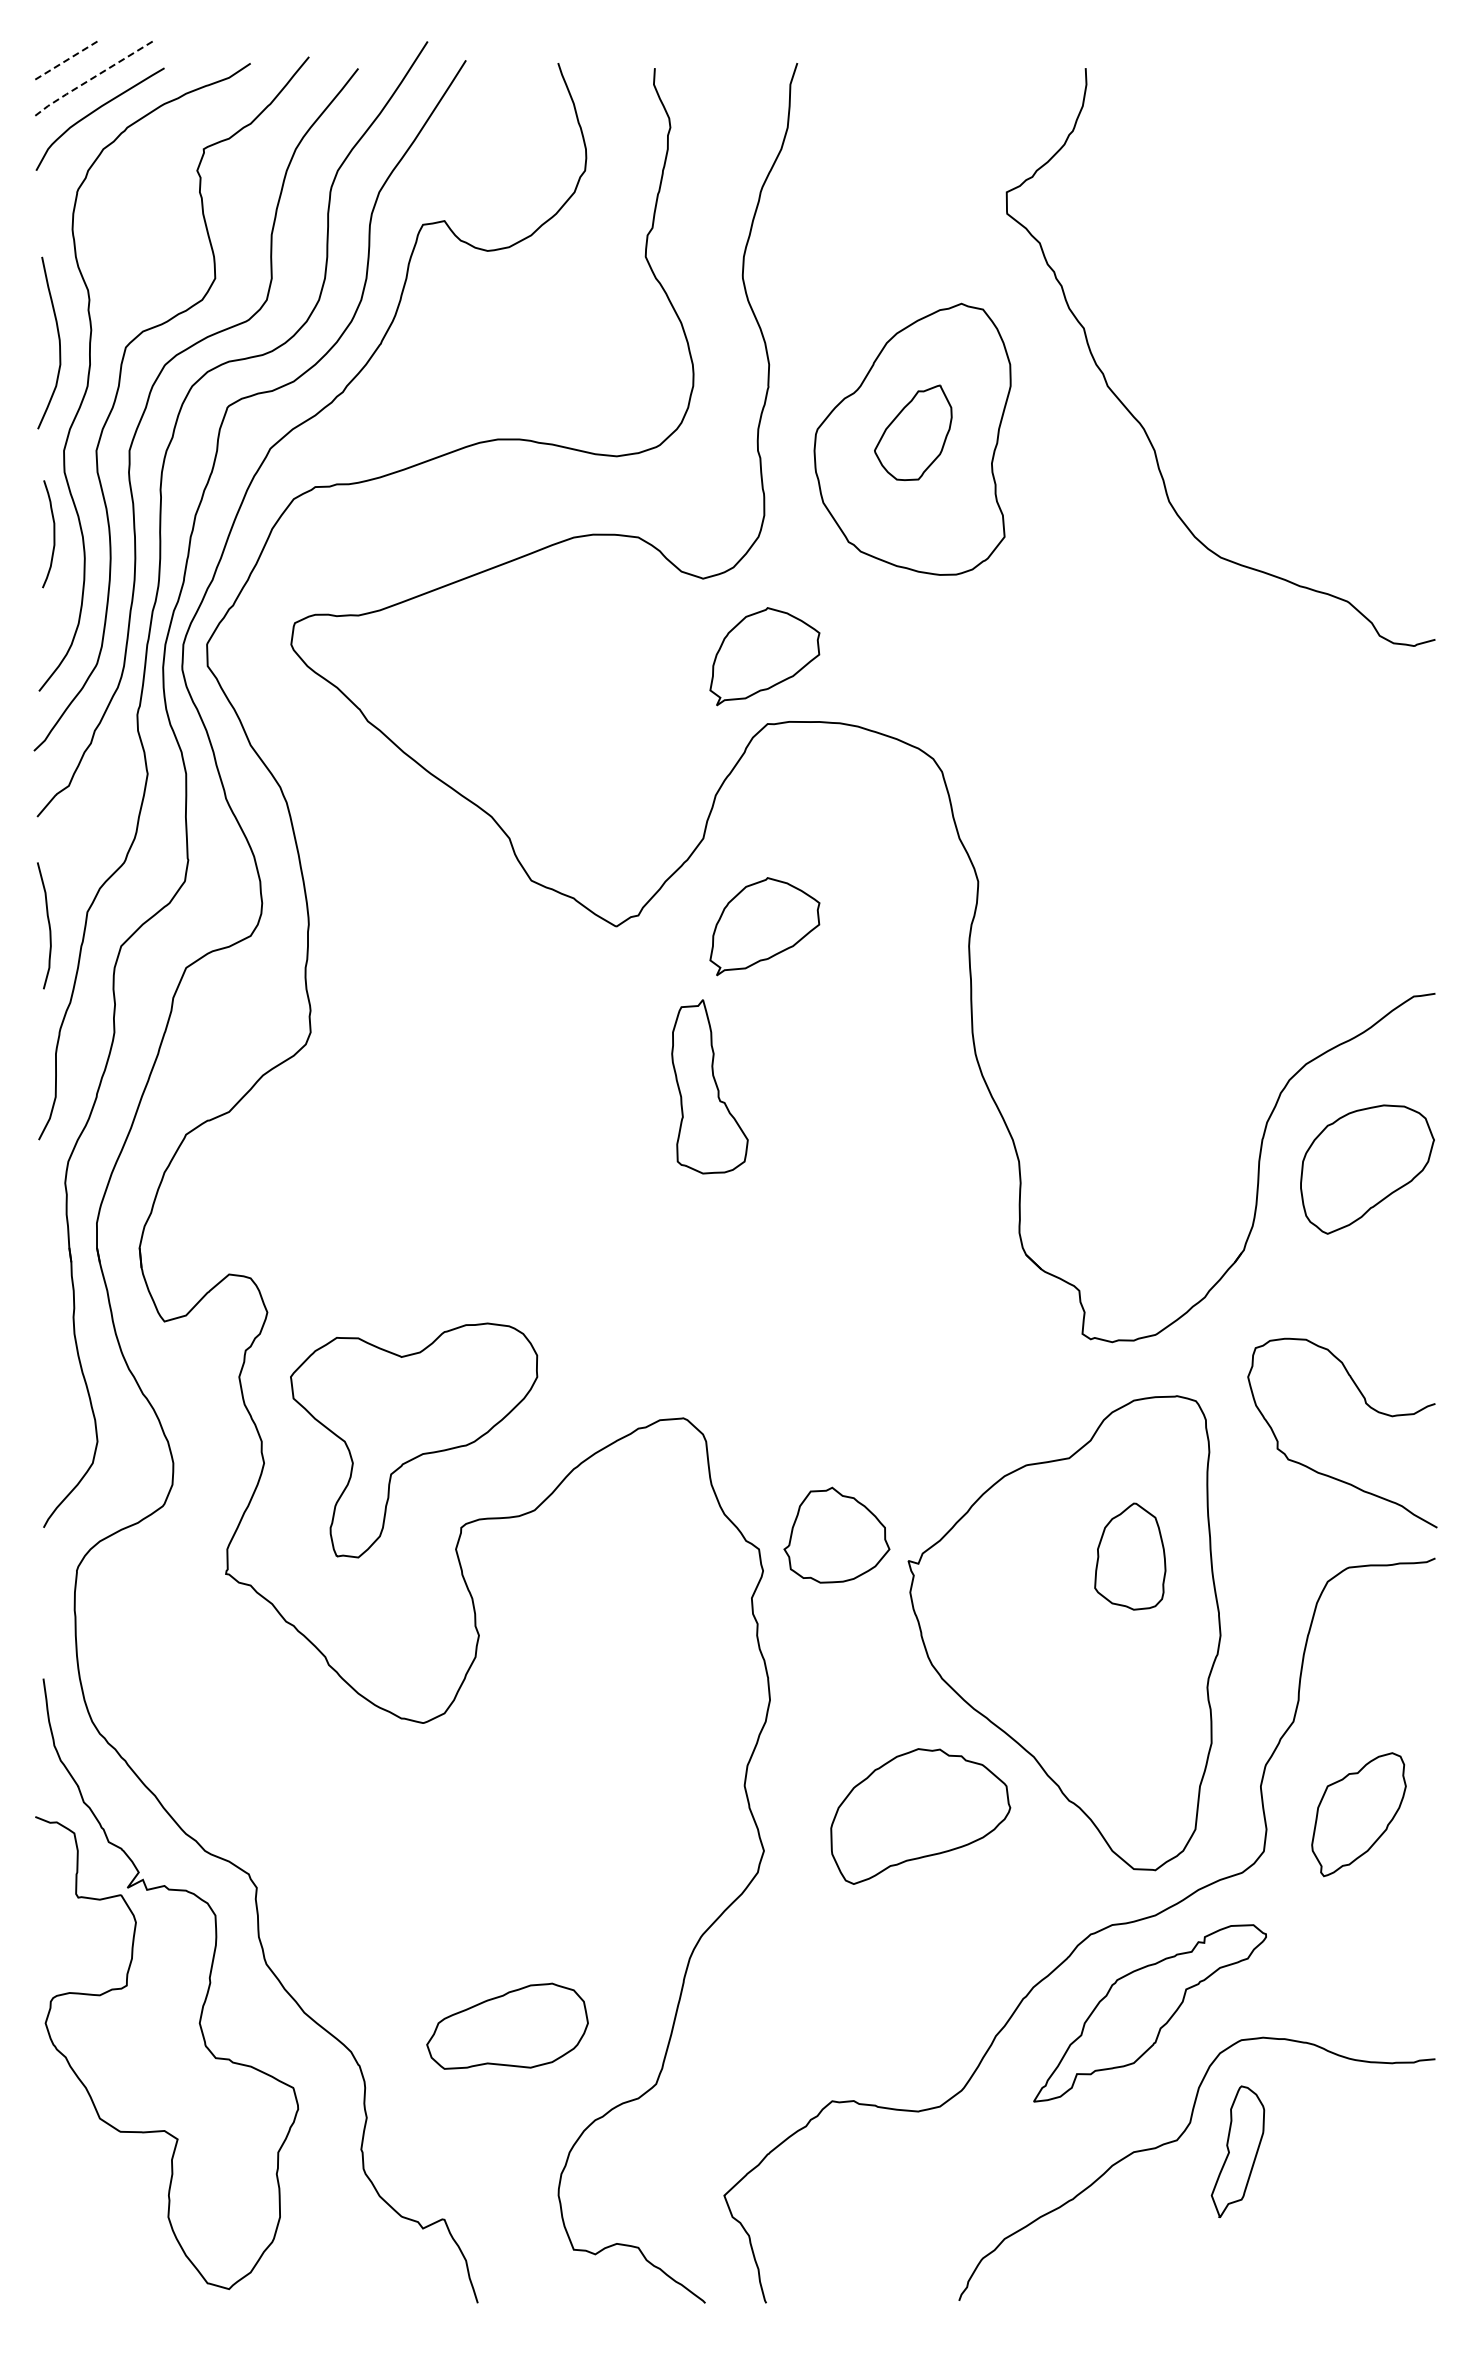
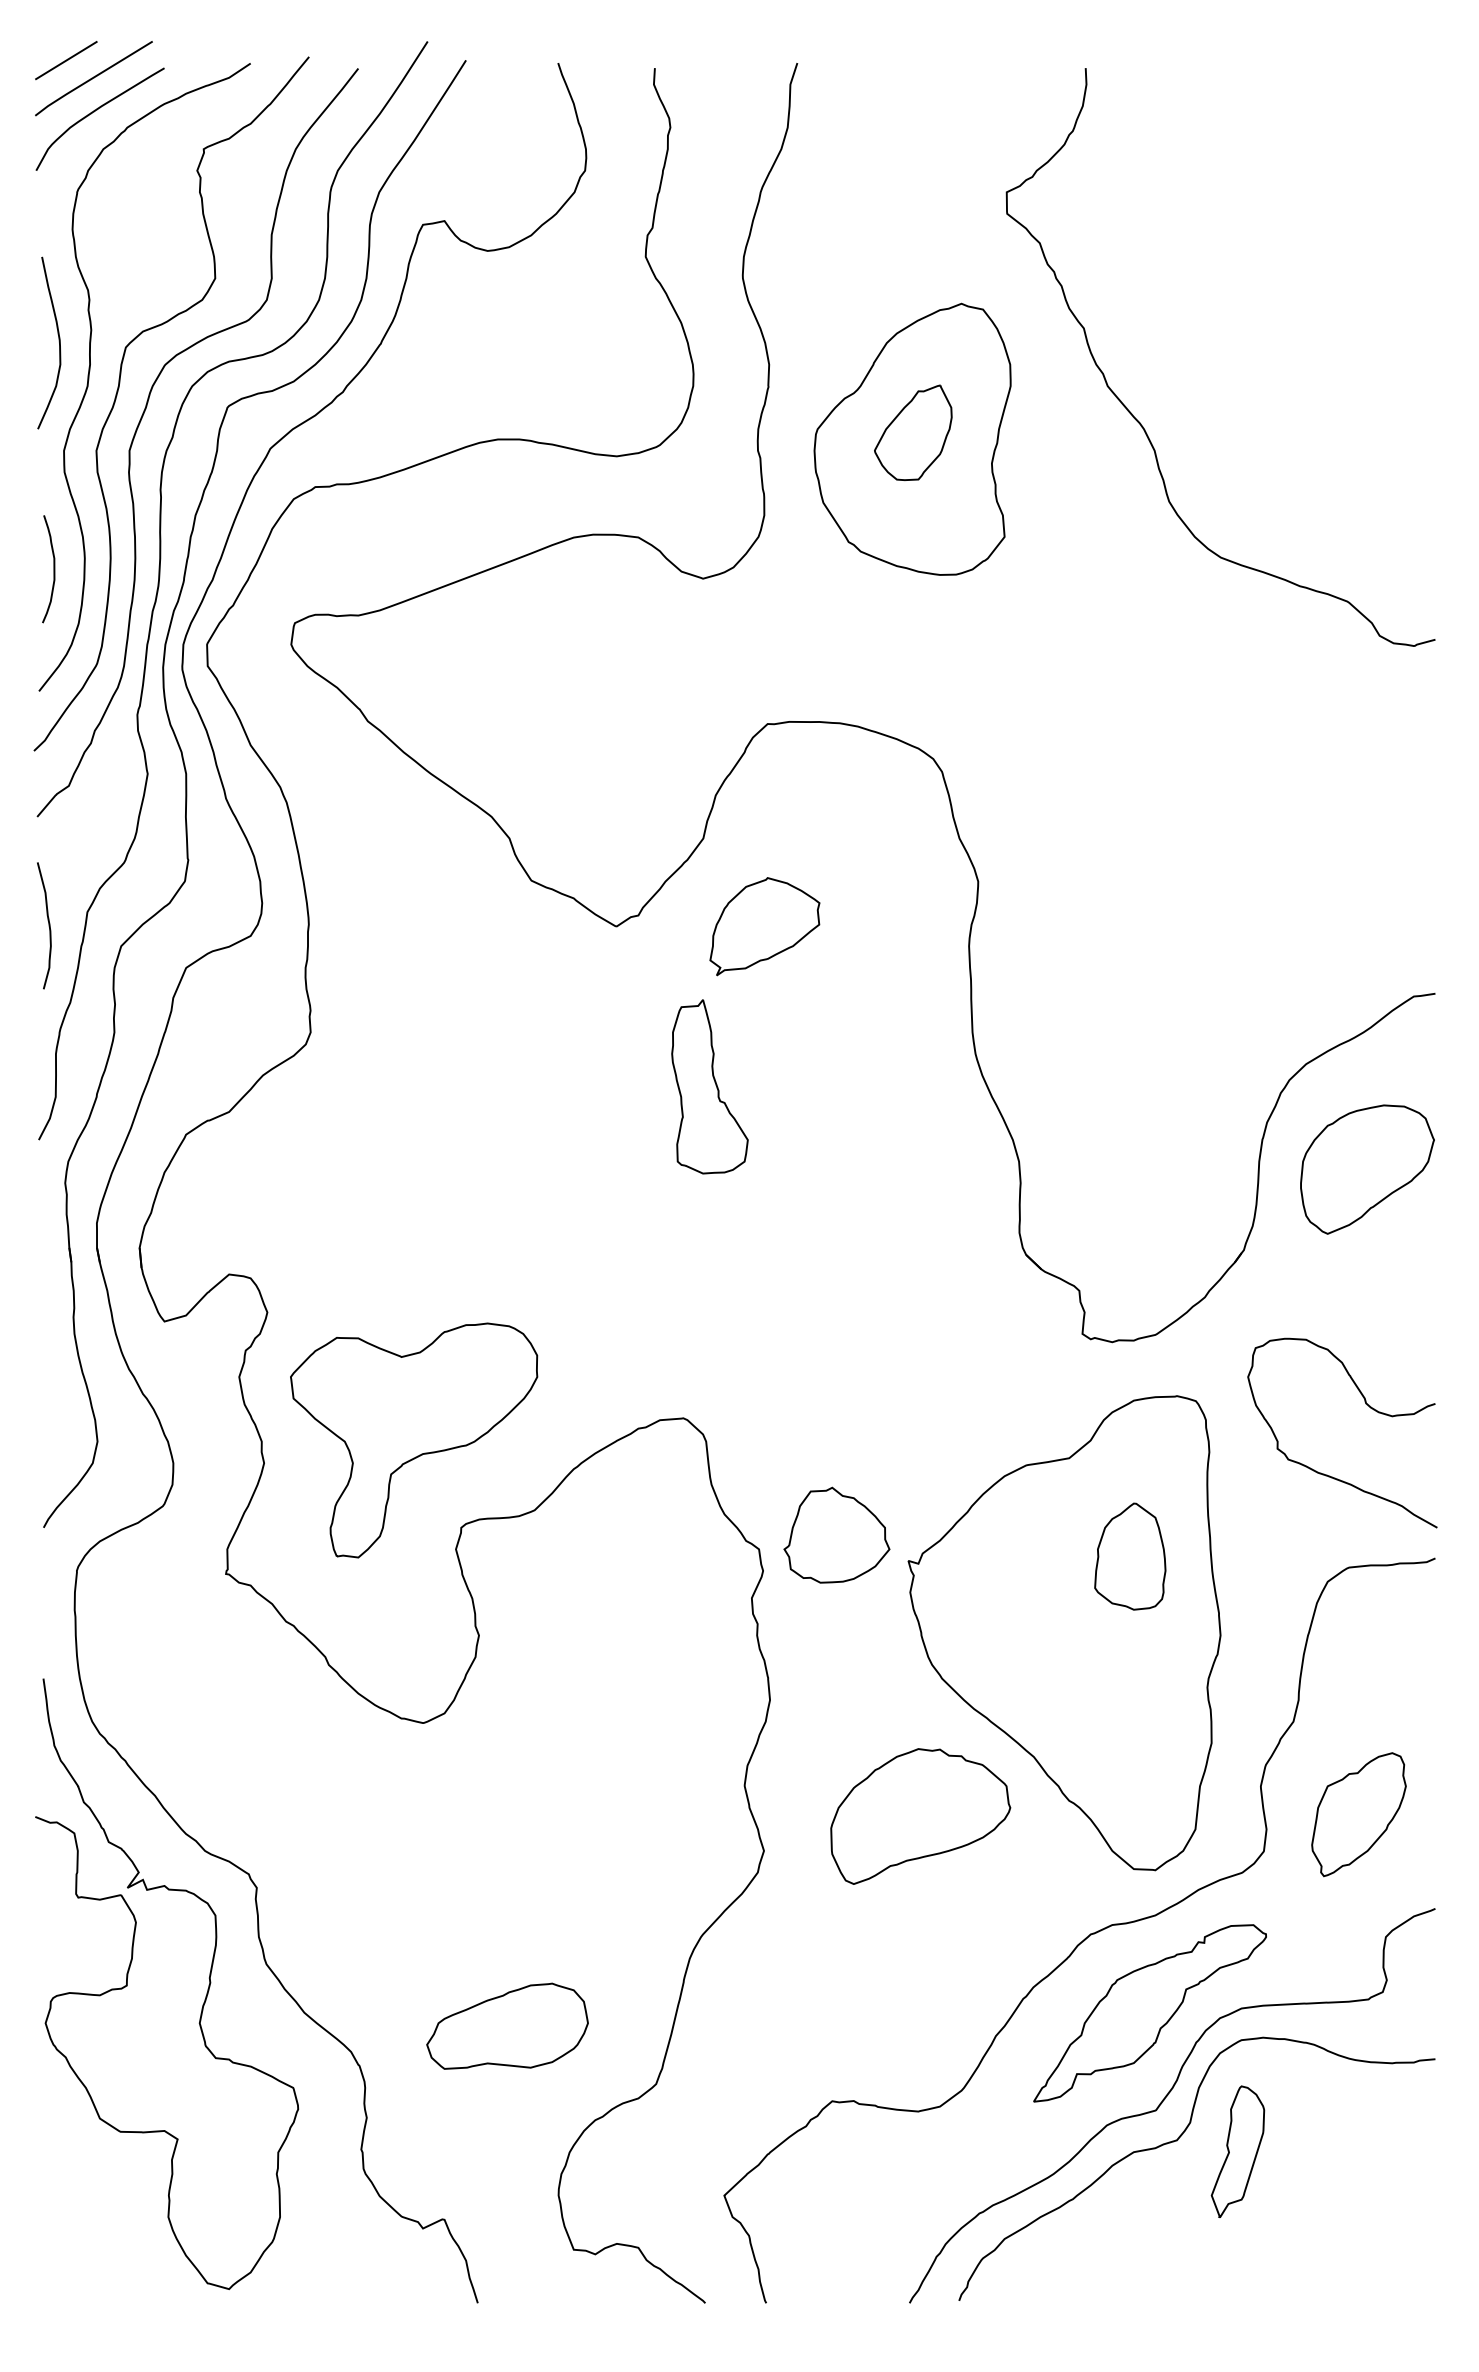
line: dashed -> solid (66, 60)
line: dashed -> solid (92, 78)
curve position: (53, 534) -> (53, 569) (53, 569)
part: present -> none (764, 656)
curve: none -> present (1165, 2099)
